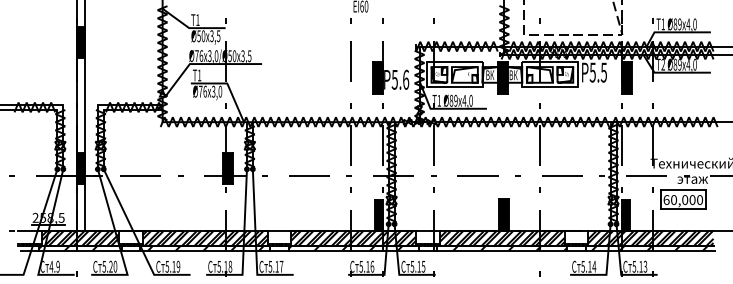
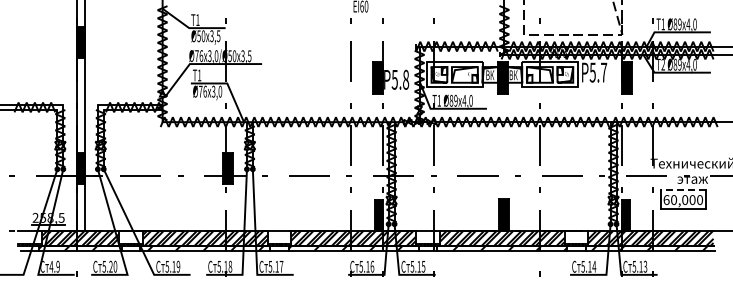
text: 5.5 -> 5.7 (603, 72)
text: 5.6 -> 5.8 (406, 79)
line: solid -> dashed (682, 190)
